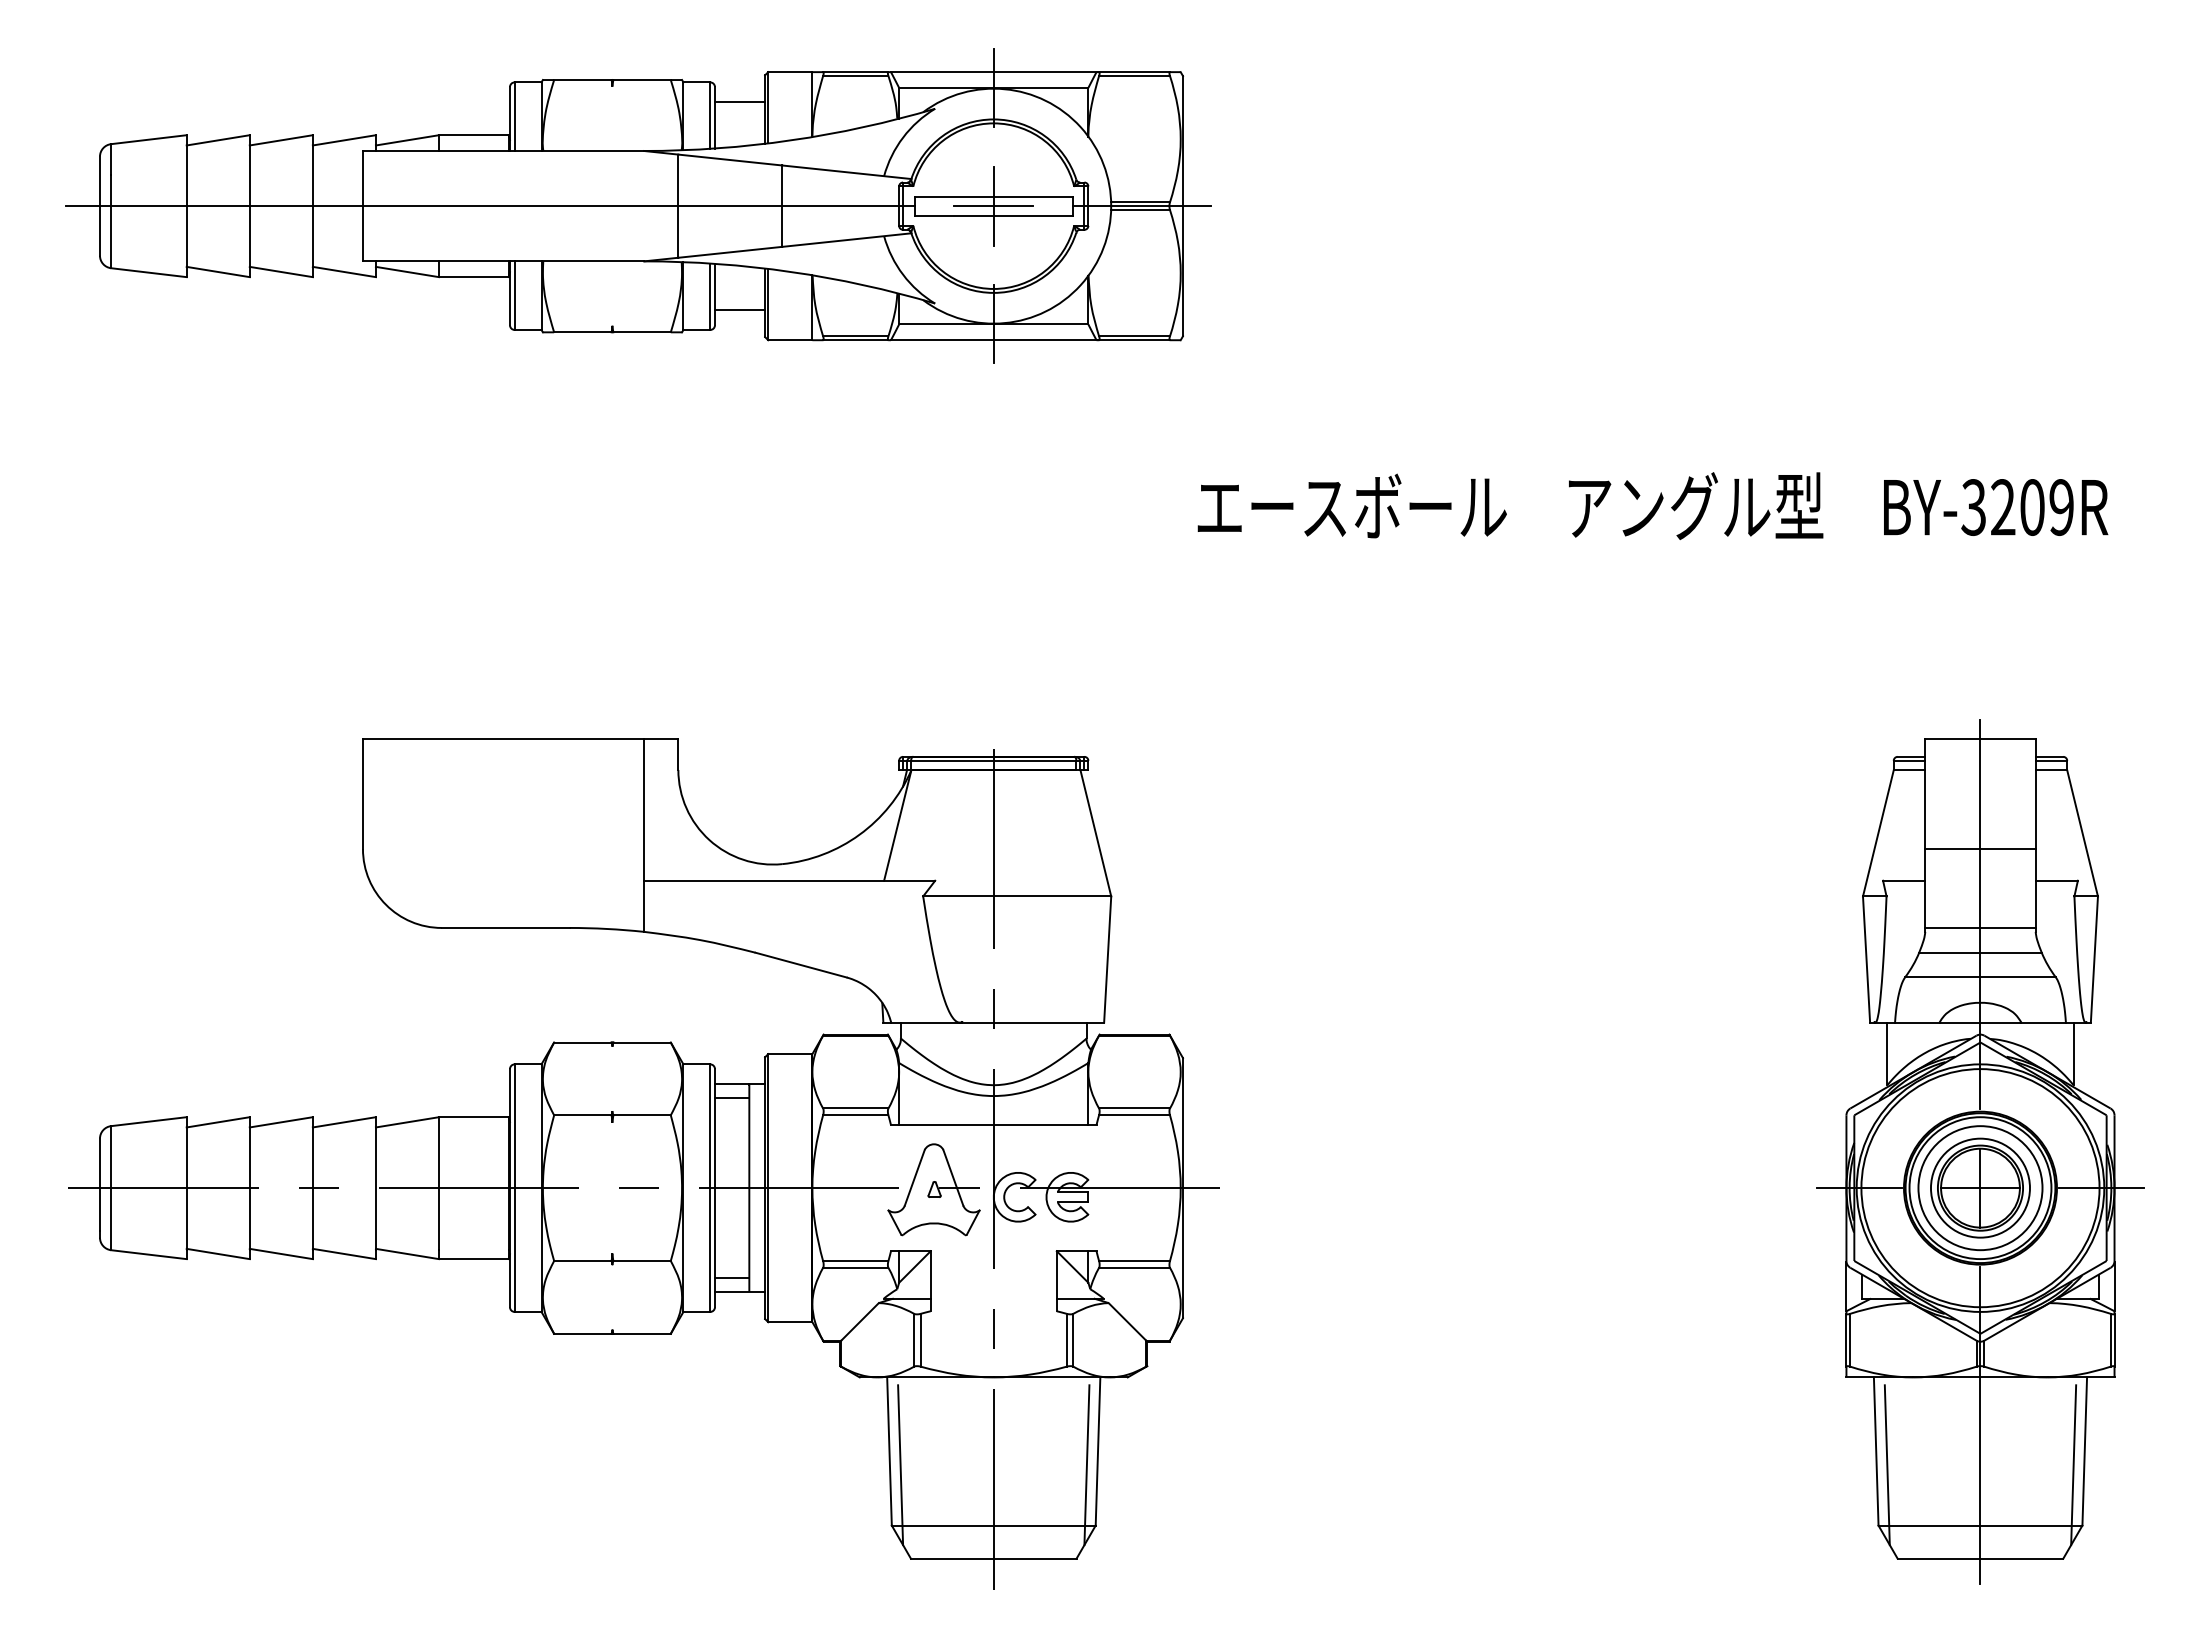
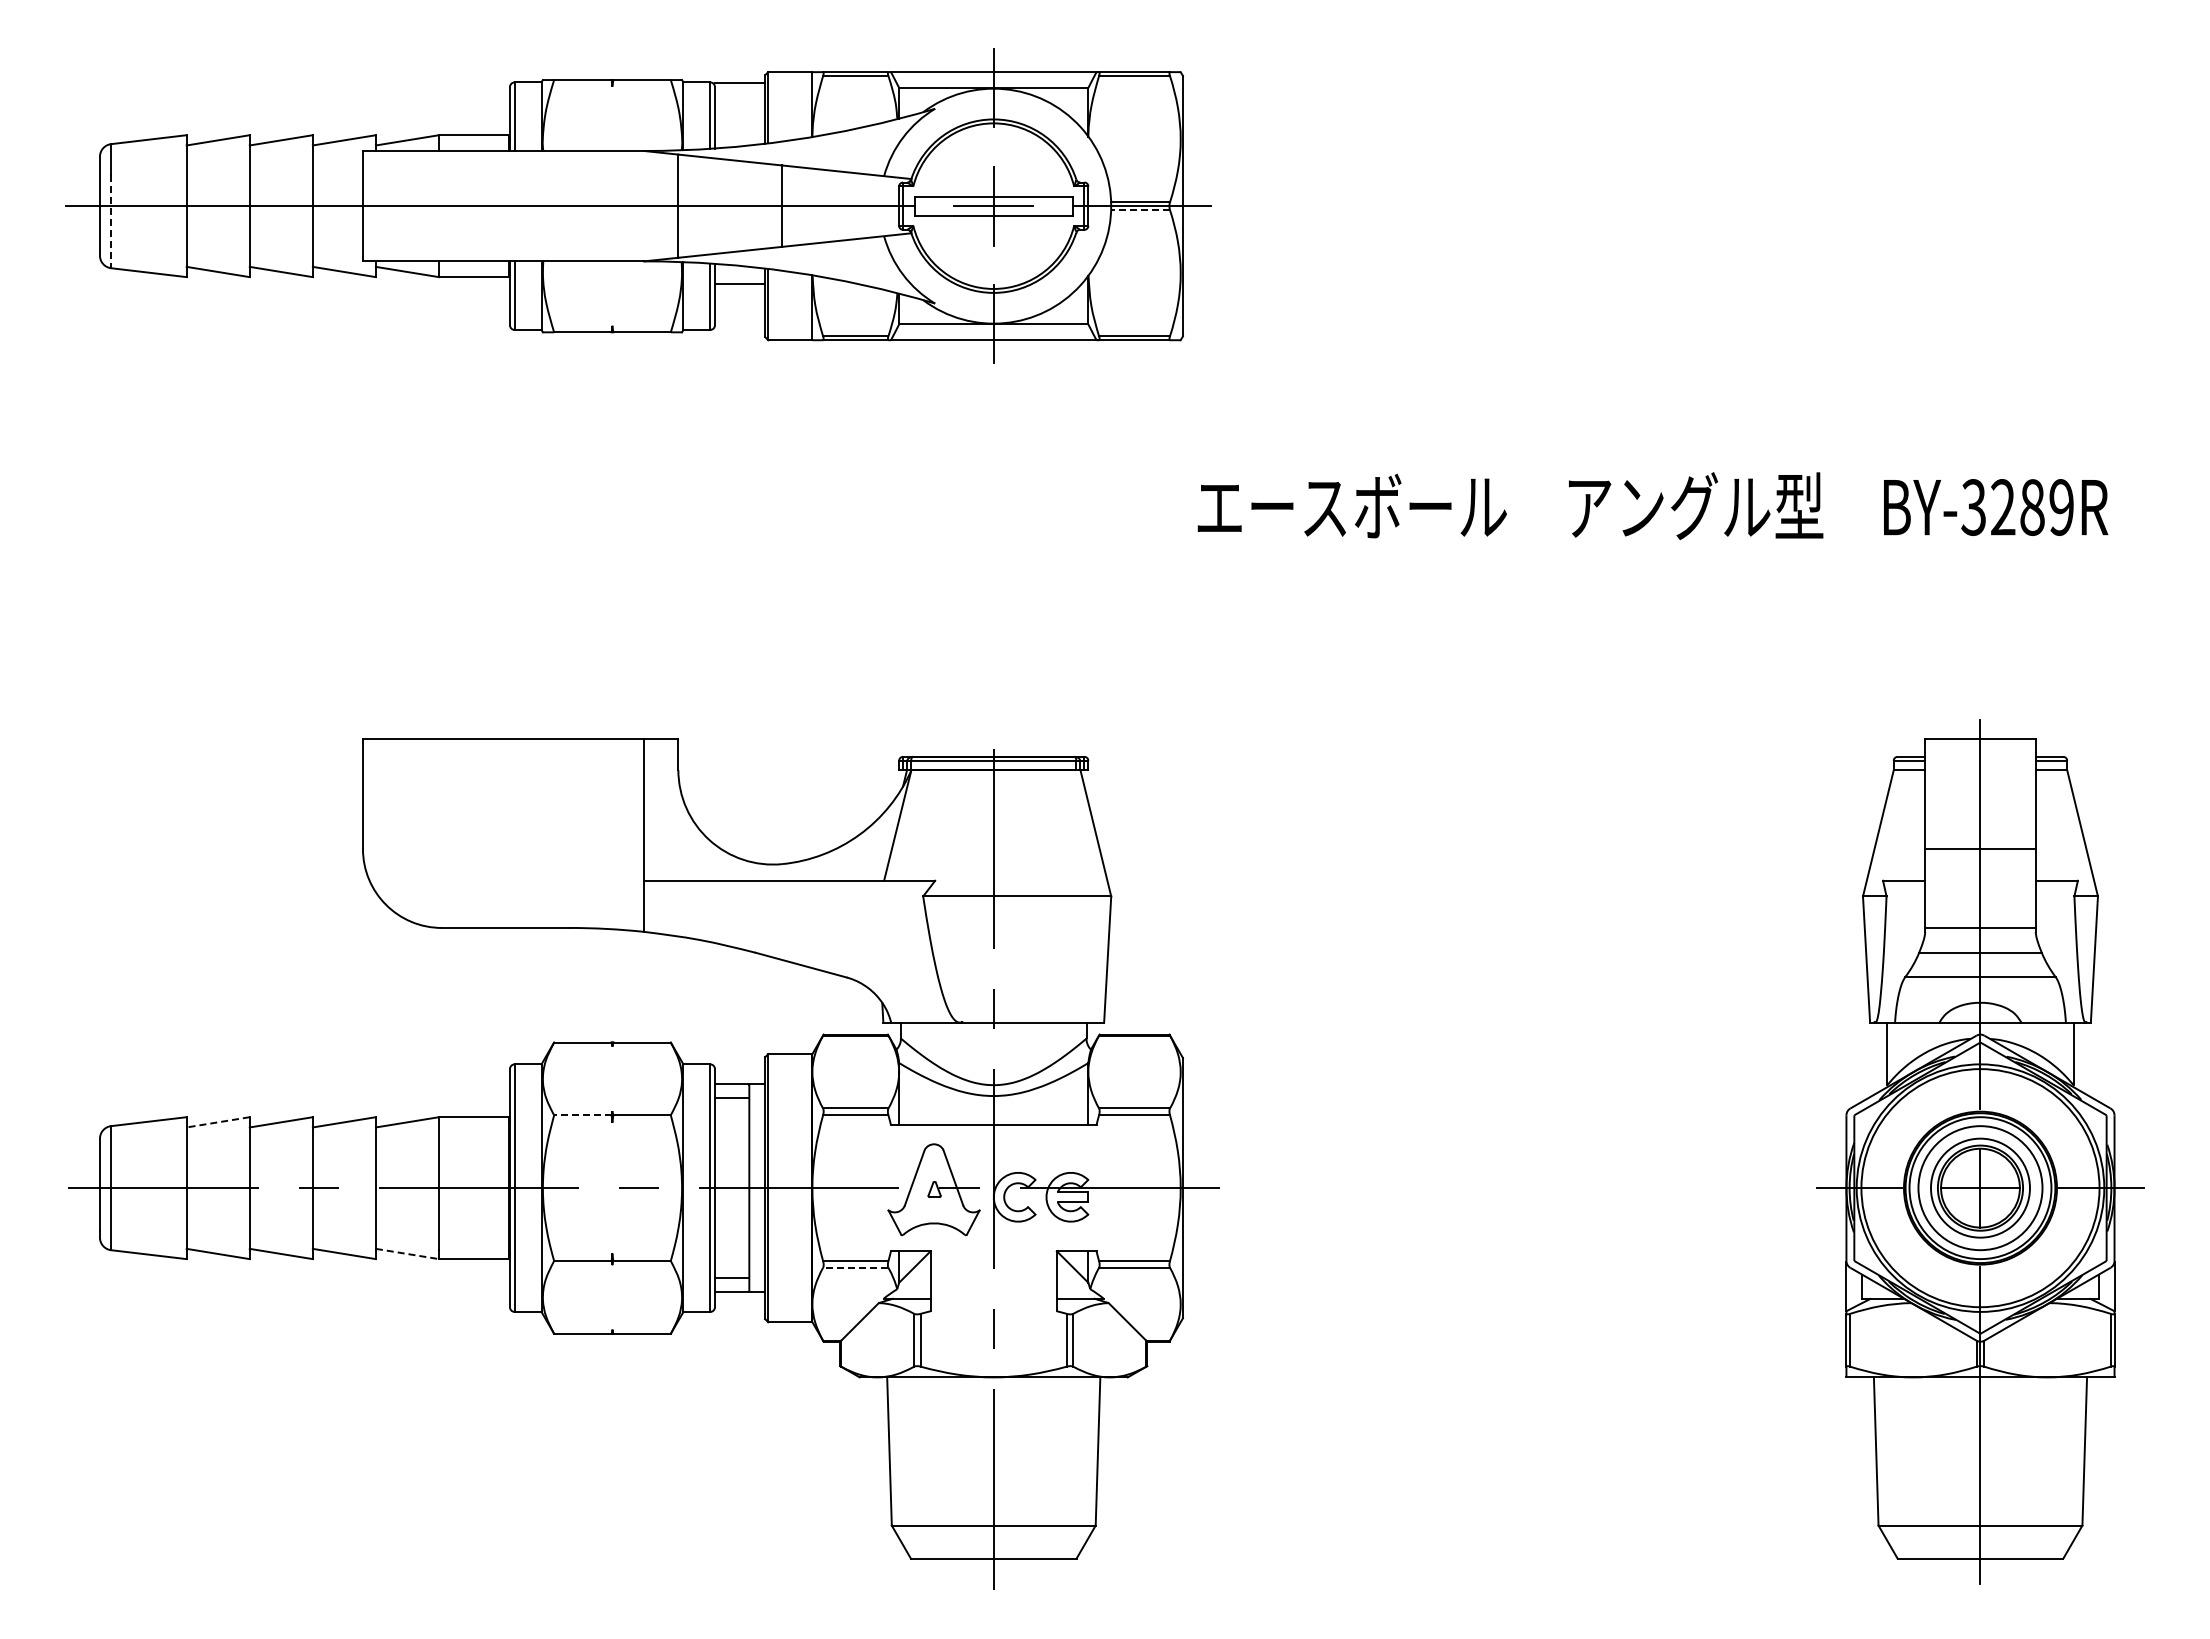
line position: (739, 102) -> (739, 83) (739, 83)
line: solid -> dashed (1140, 210)
line: solid -> dashed (111, 222)
line position: (739, 309) -> (739, 283) (739, 283)
text: BY-3209R -> BY-3289R (2032, 507)
line: solid -> dashed (582, 1115)
line: solid -> dashed (218, 1122)
line: solid -> dashed (407, 1254)
line: solid -> dashed (855, 1267)
line: present -> none (900, 1465)
line: present -> none (1086, 1465)
line: present -> none (1886, 1465)
line: present -> none (2073, 1465)
